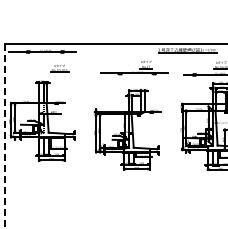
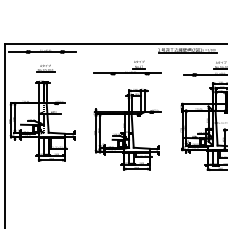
part position: (134, 67) -> (127, 67) (127, 67)
part position: (59, 68) -> (45, 68) (45, 68)
line: dashed -> solid (4, 136)
